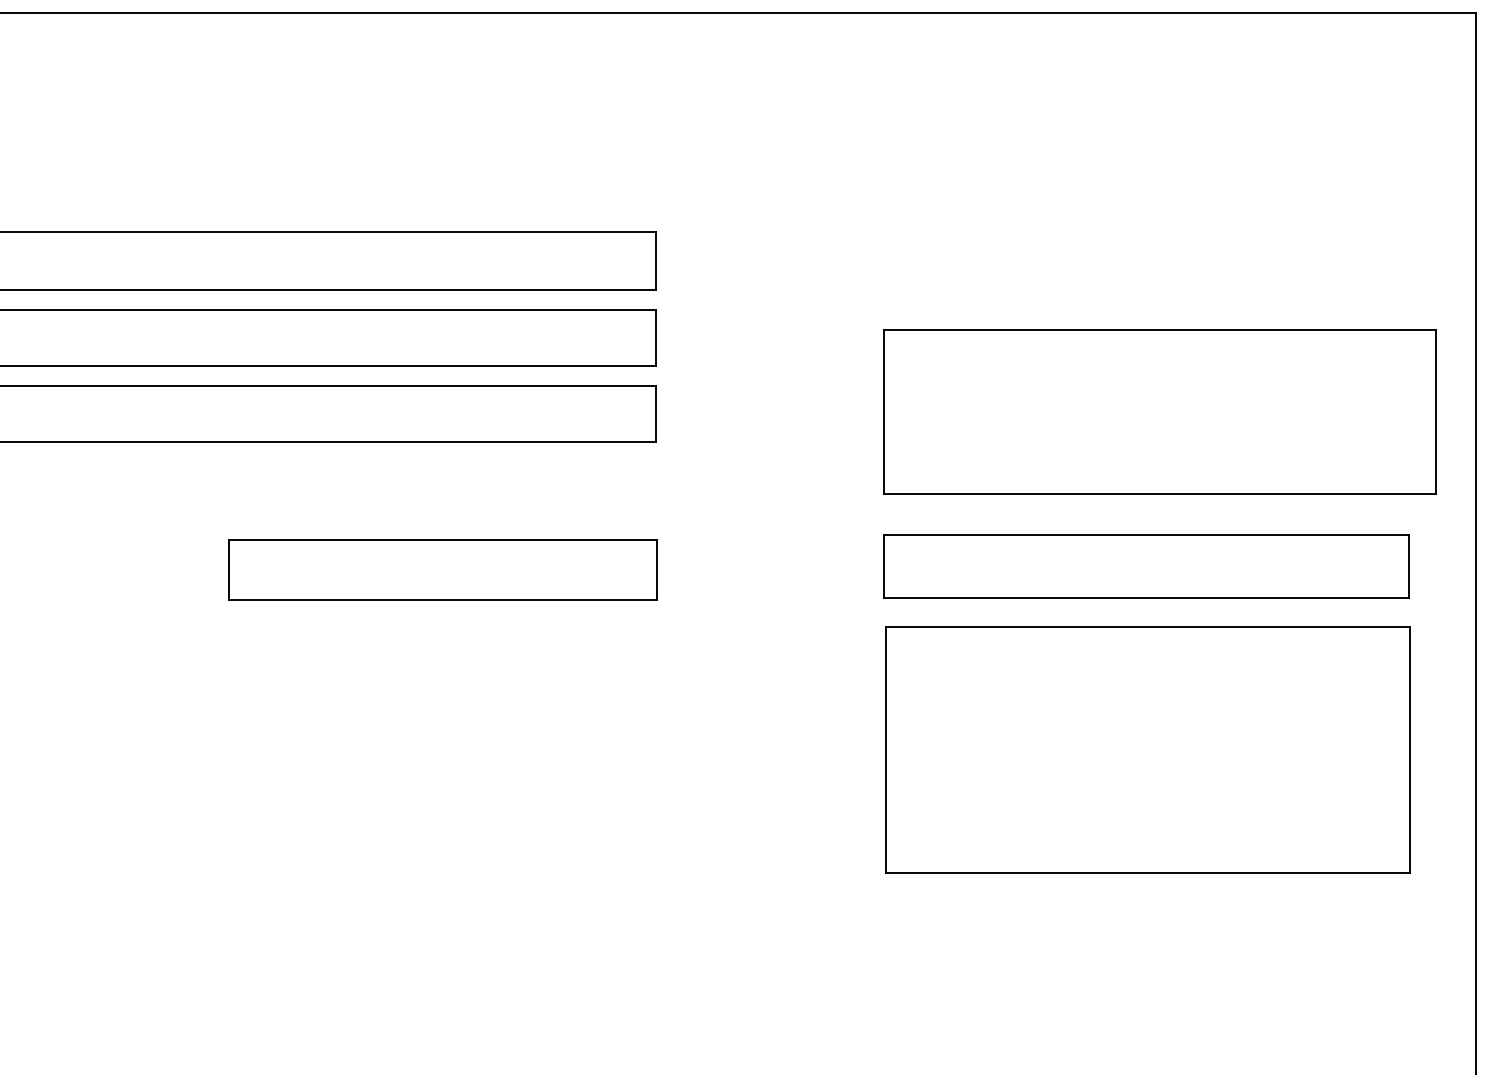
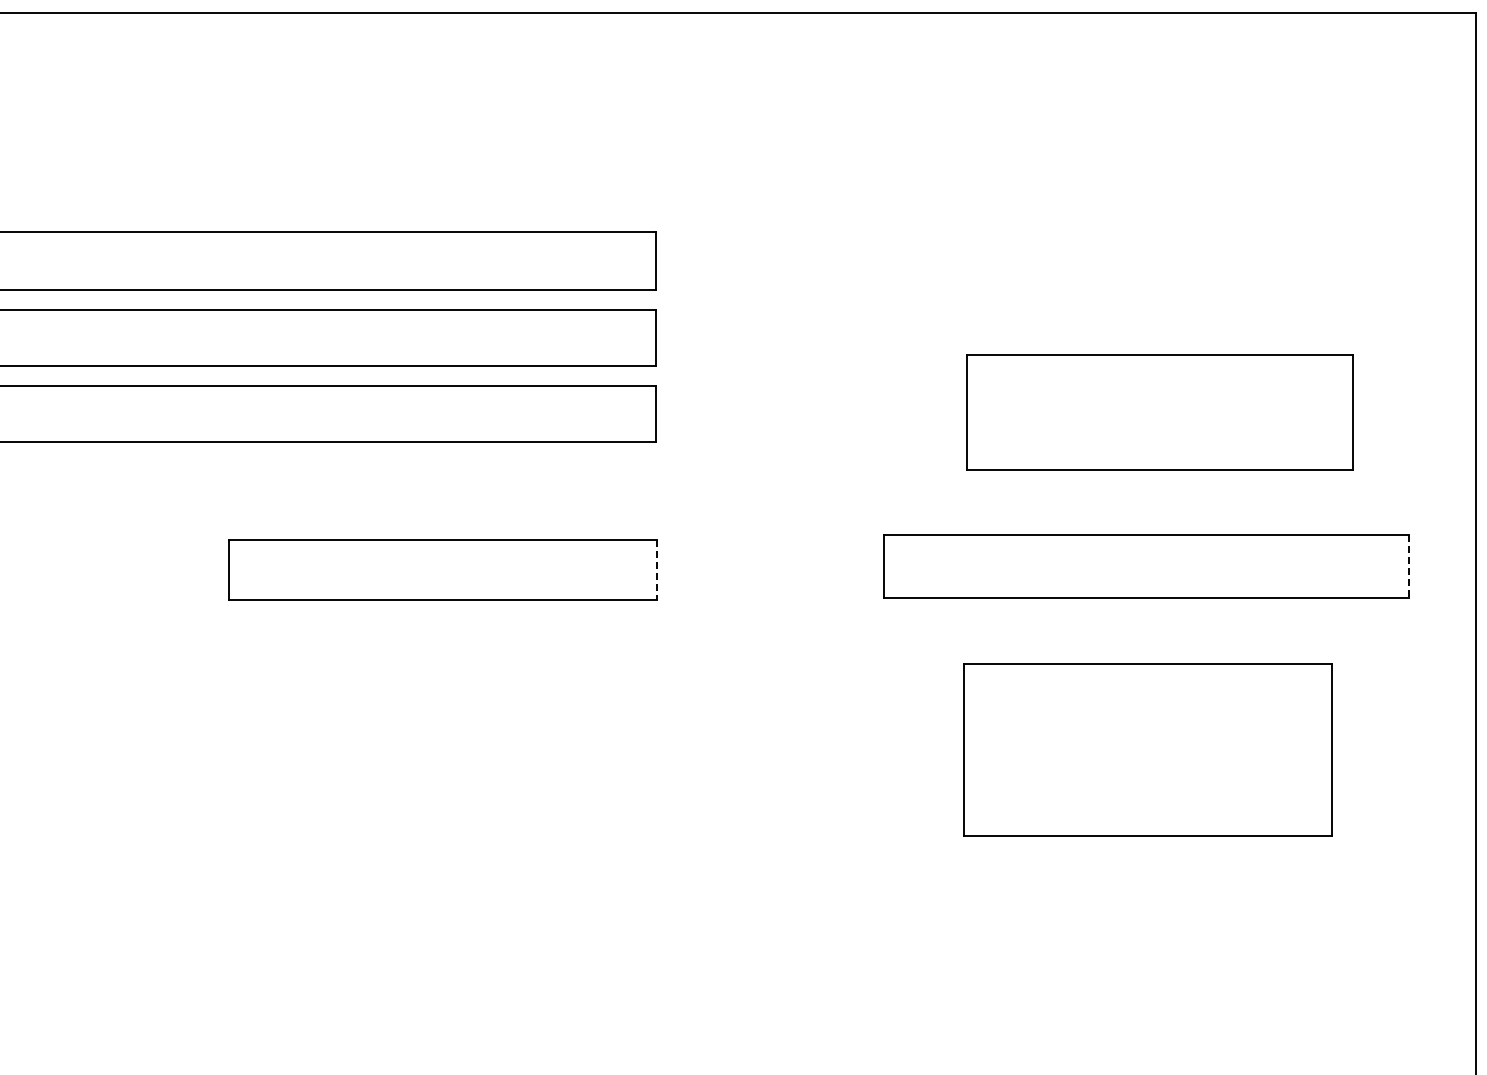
part size: 554x166 px -> 388x117 px (1159, 412)
line: solid -> dashed (1409, 567)
line: solid -> dashed (656, 570)
part size: 526x248 px -> 370x174 px (1147, 749)
